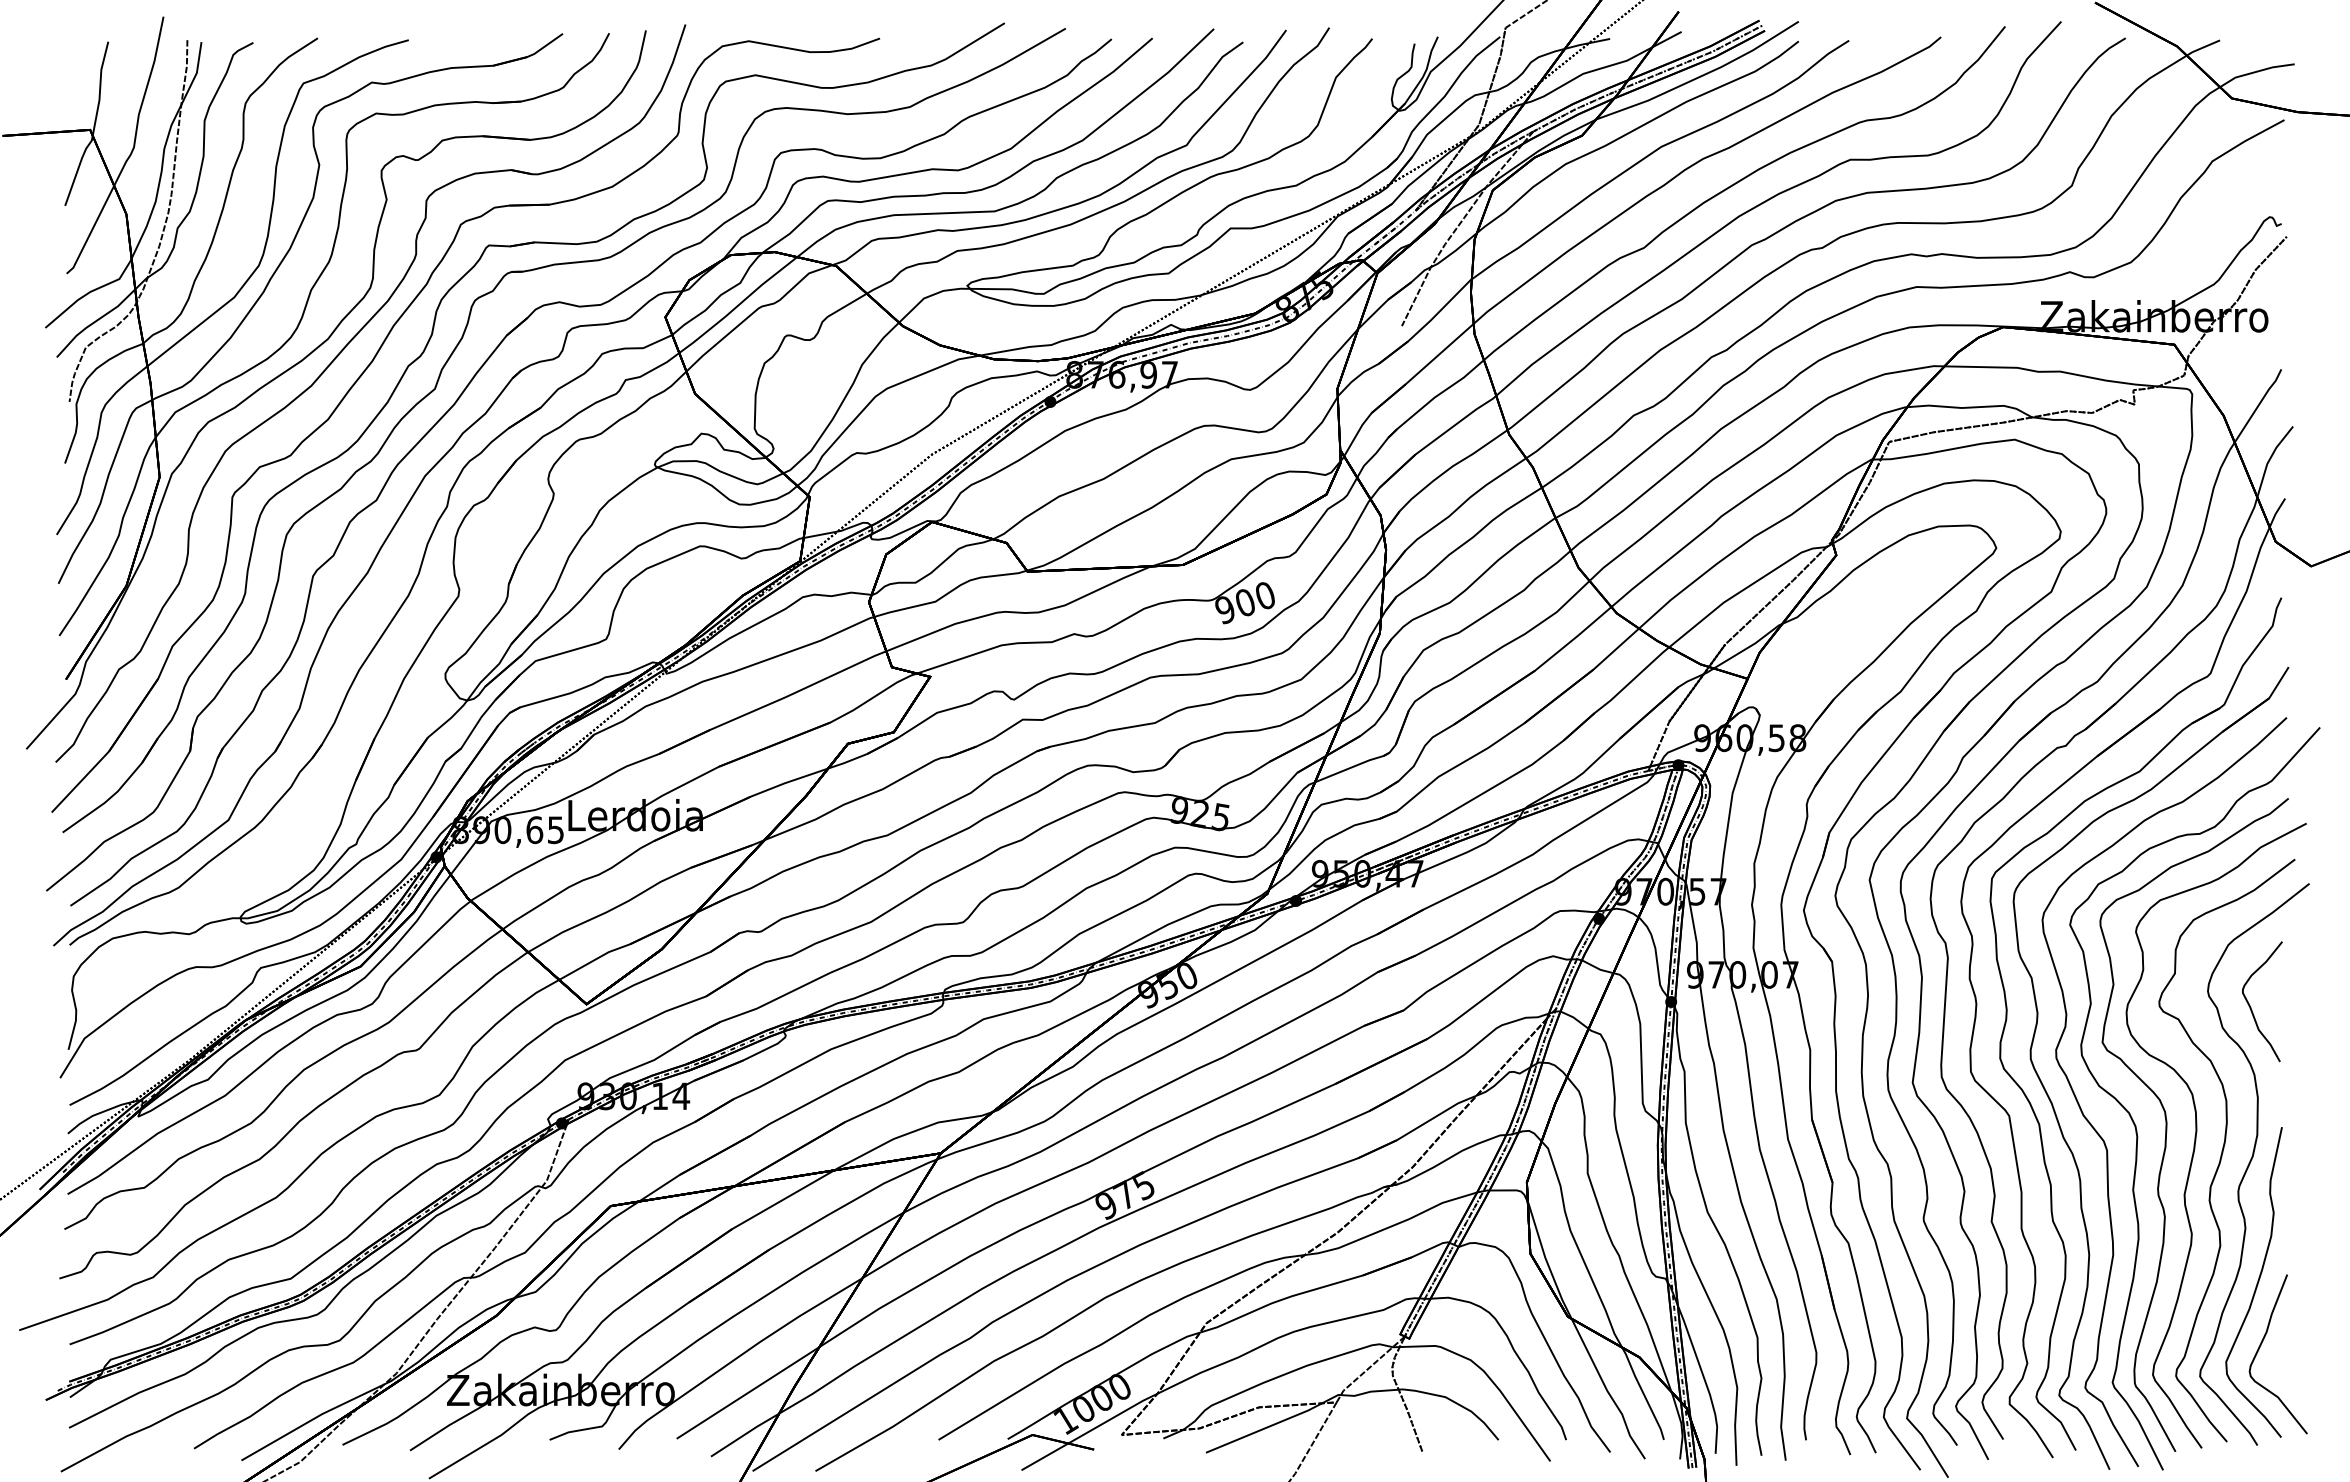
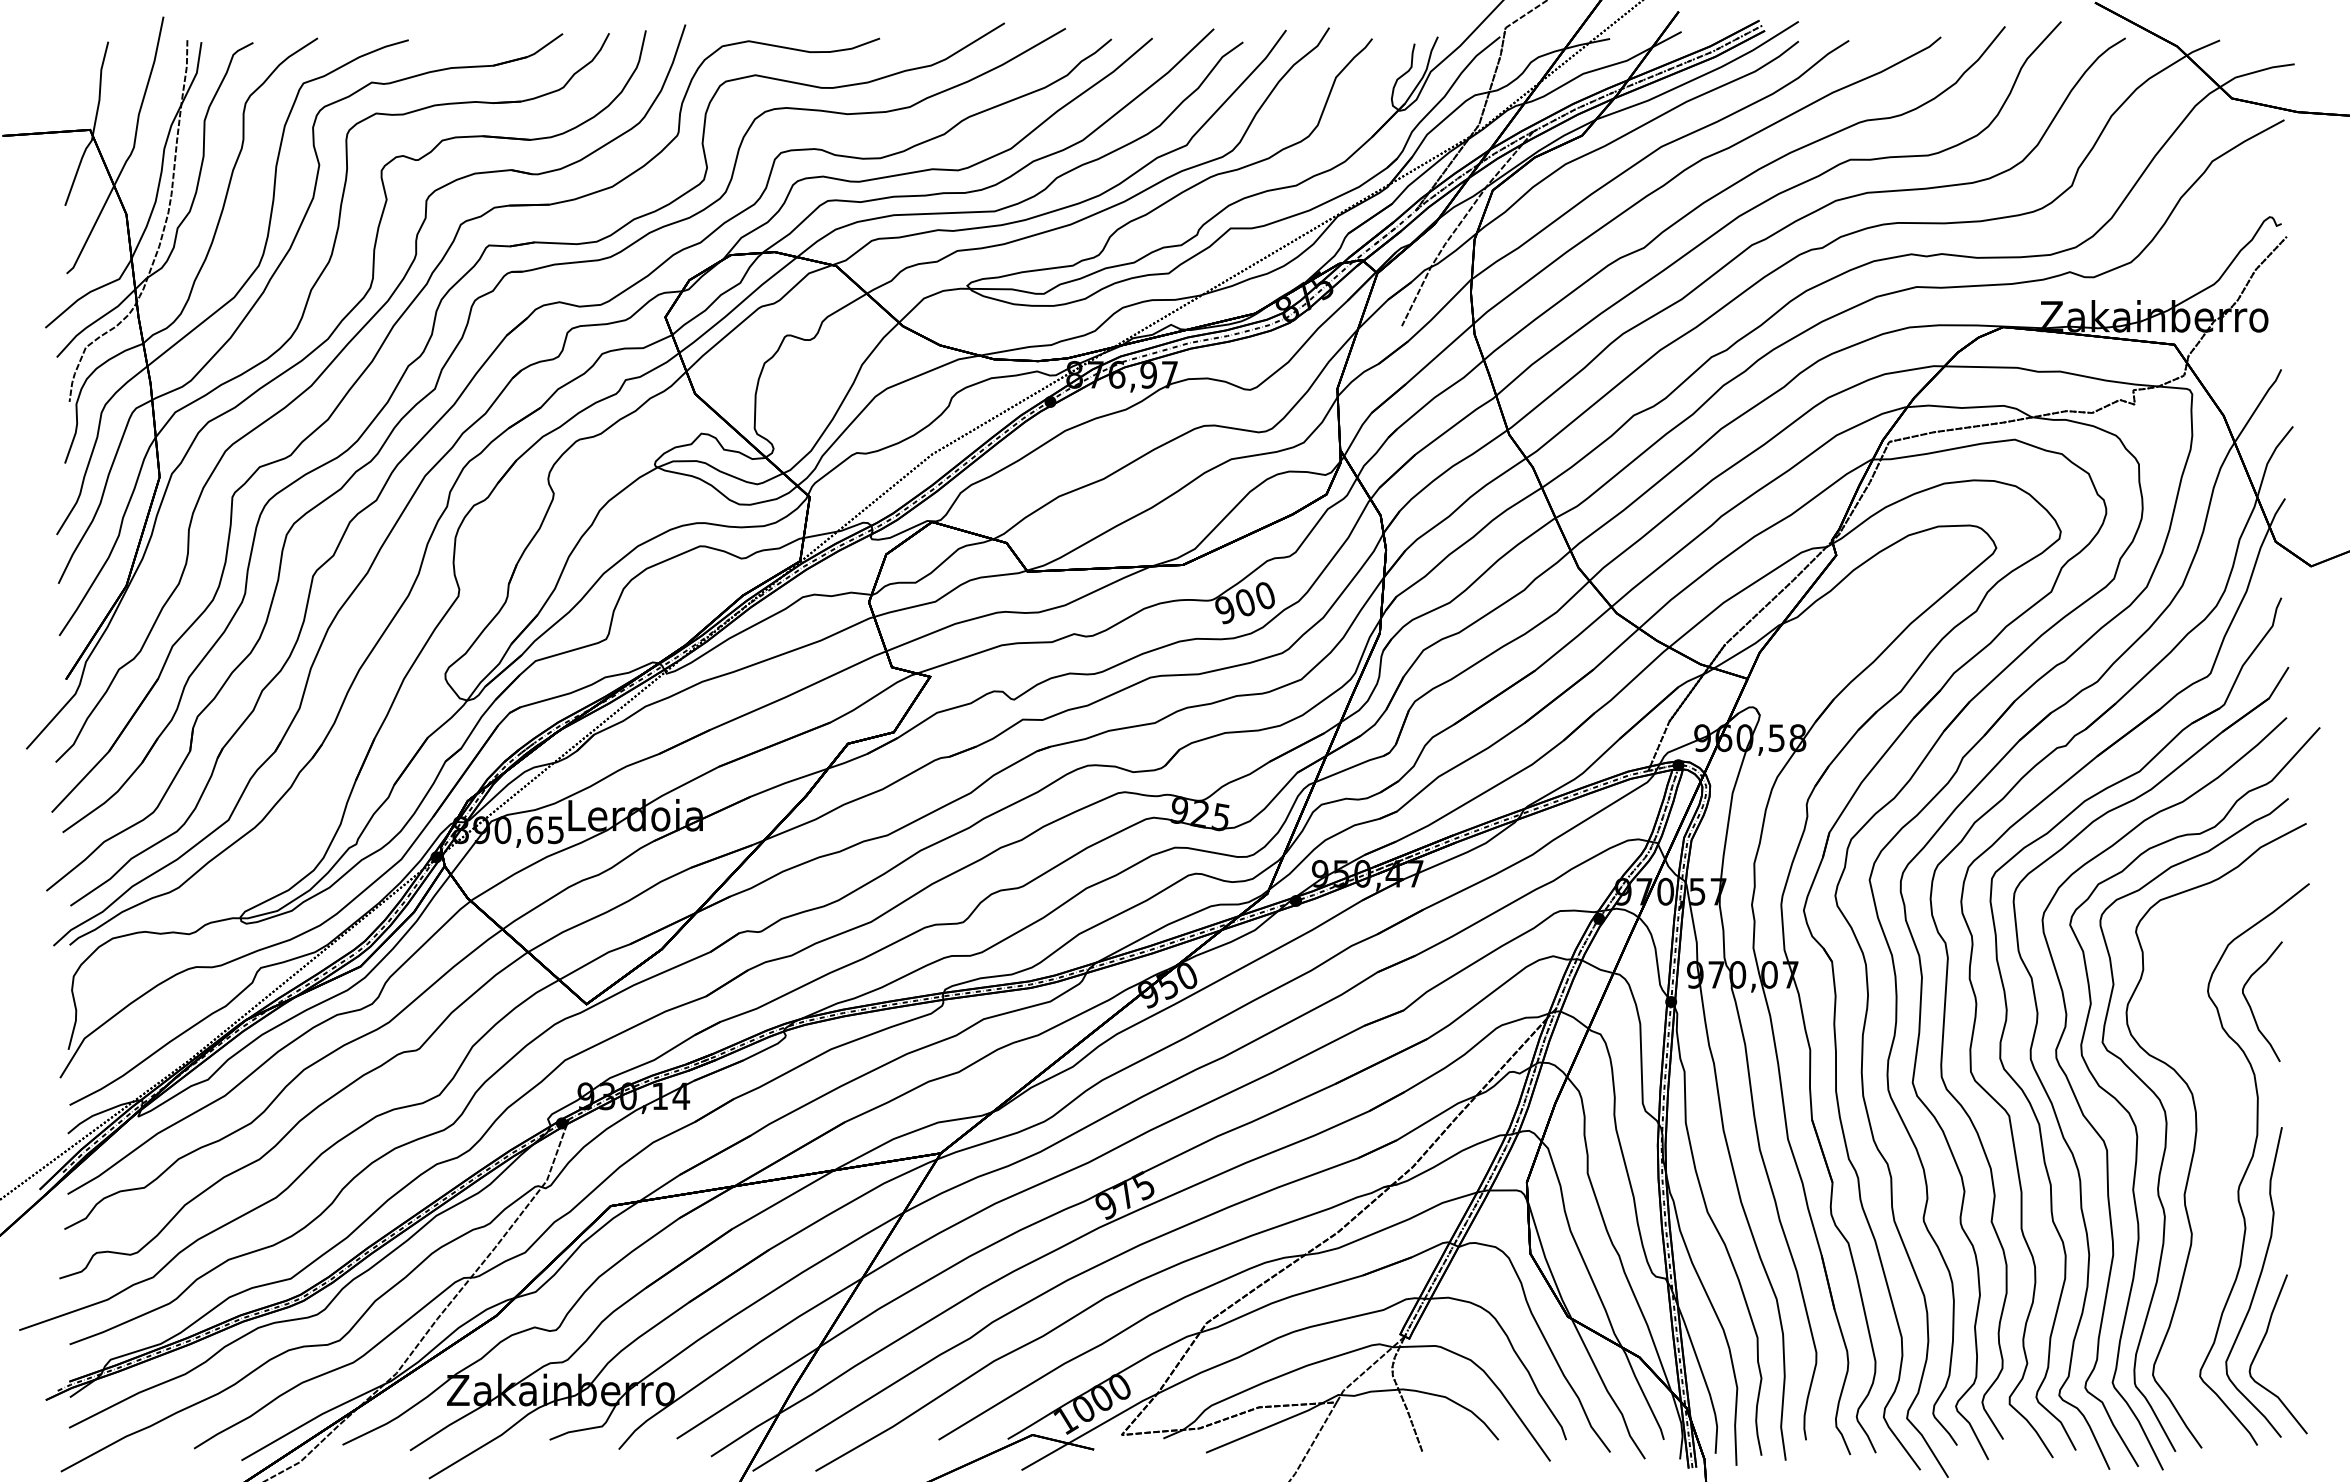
curve: present -> none (2224, 1148)
